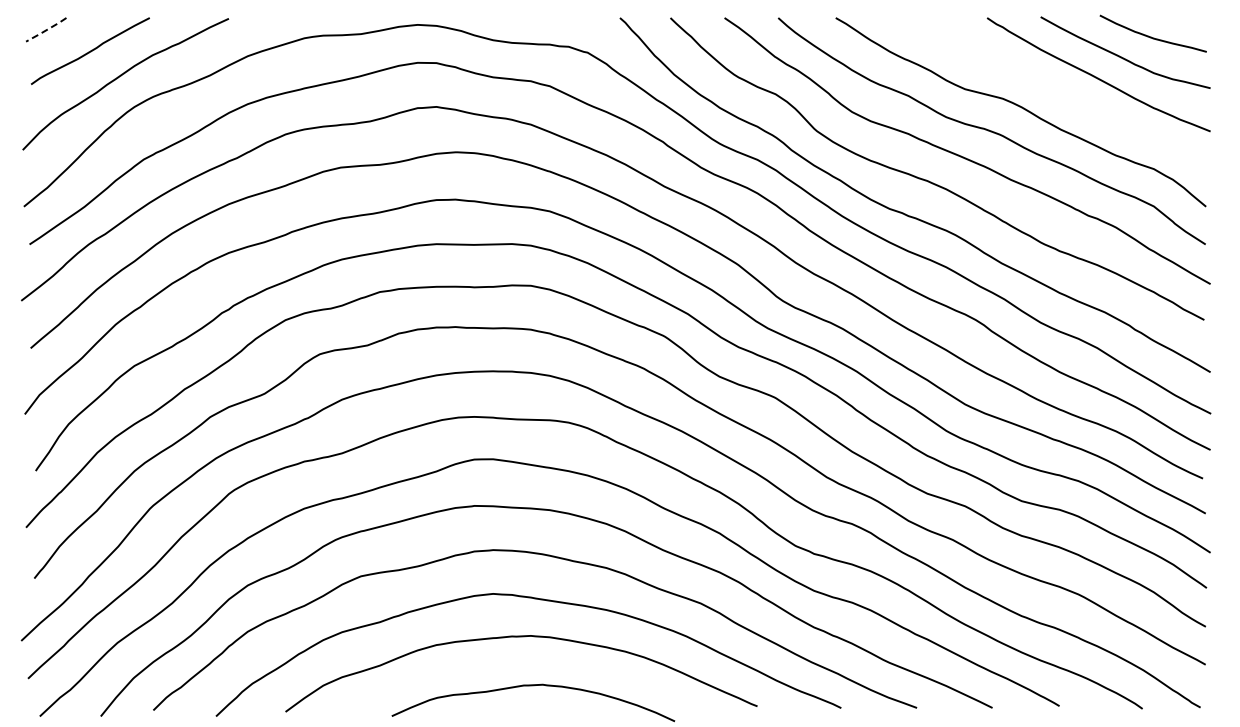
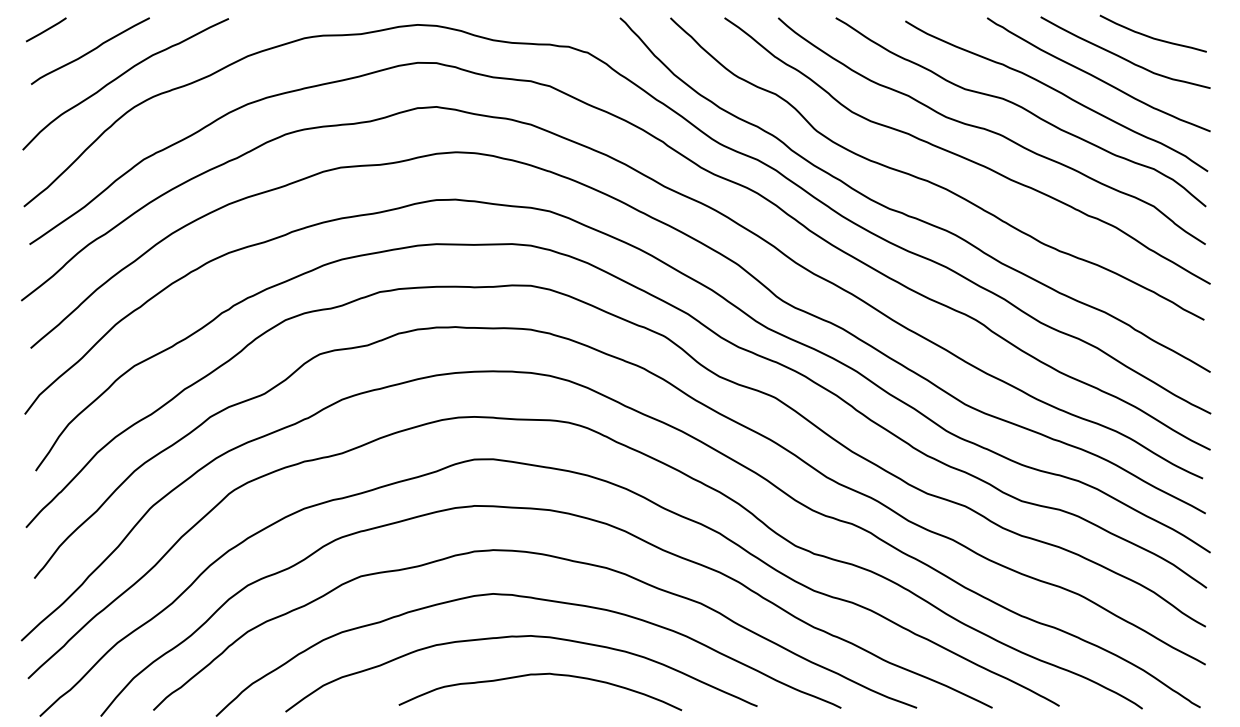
line: dashed -> solid (46, 30)
curve: none -> present (1057, 92)
curve position: (533, 686) -> (540, 675) (540, 675)
